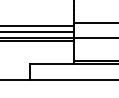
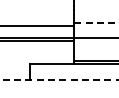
line: solid -> dashed (96, 22)
line: present -> none (38, 31)
line: solid -> dashed (59, 80)
